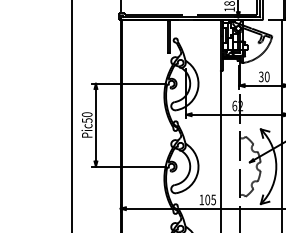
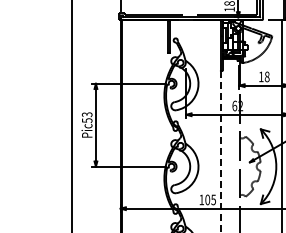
text: 30 -> 18 (263, 76)
text: Pic50 -> Pic53 (87, 114)
line: solid -> dashed (220, 151)
